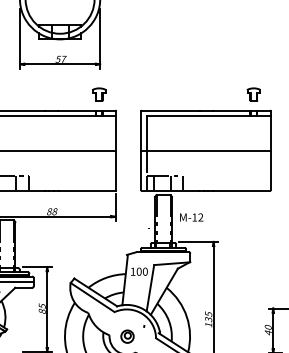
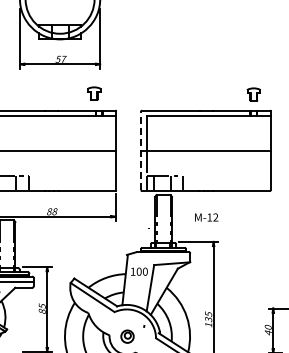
part position: (99, 94) -> (94, 93) (94, 93)
line: solid -> dashed (141, 150)
text position: (191, 217) -> (206, 217) (206, 217)
